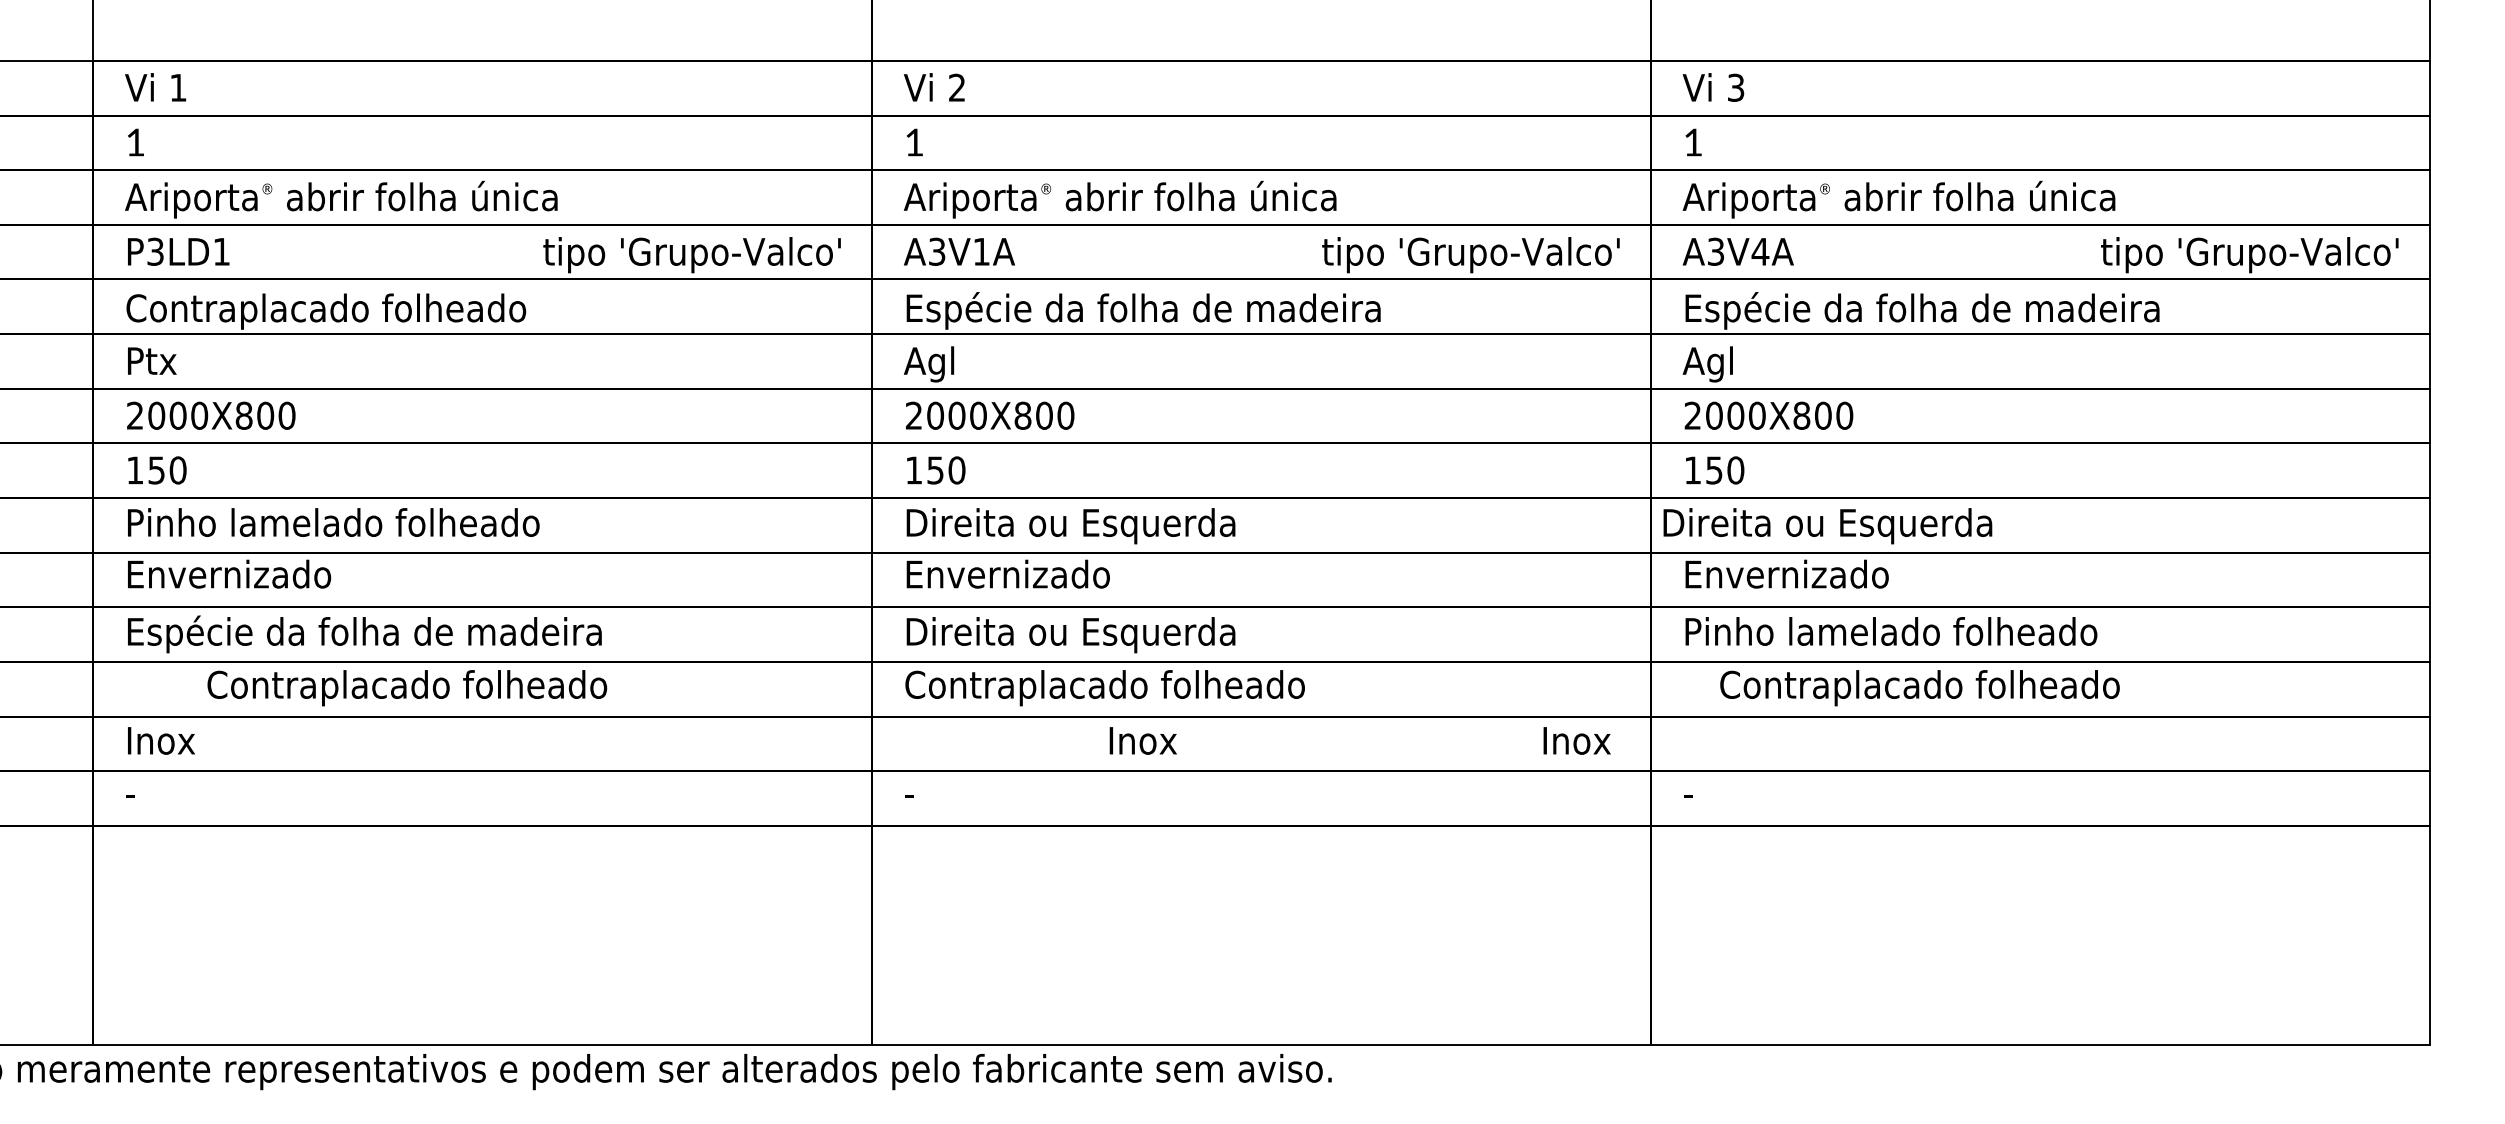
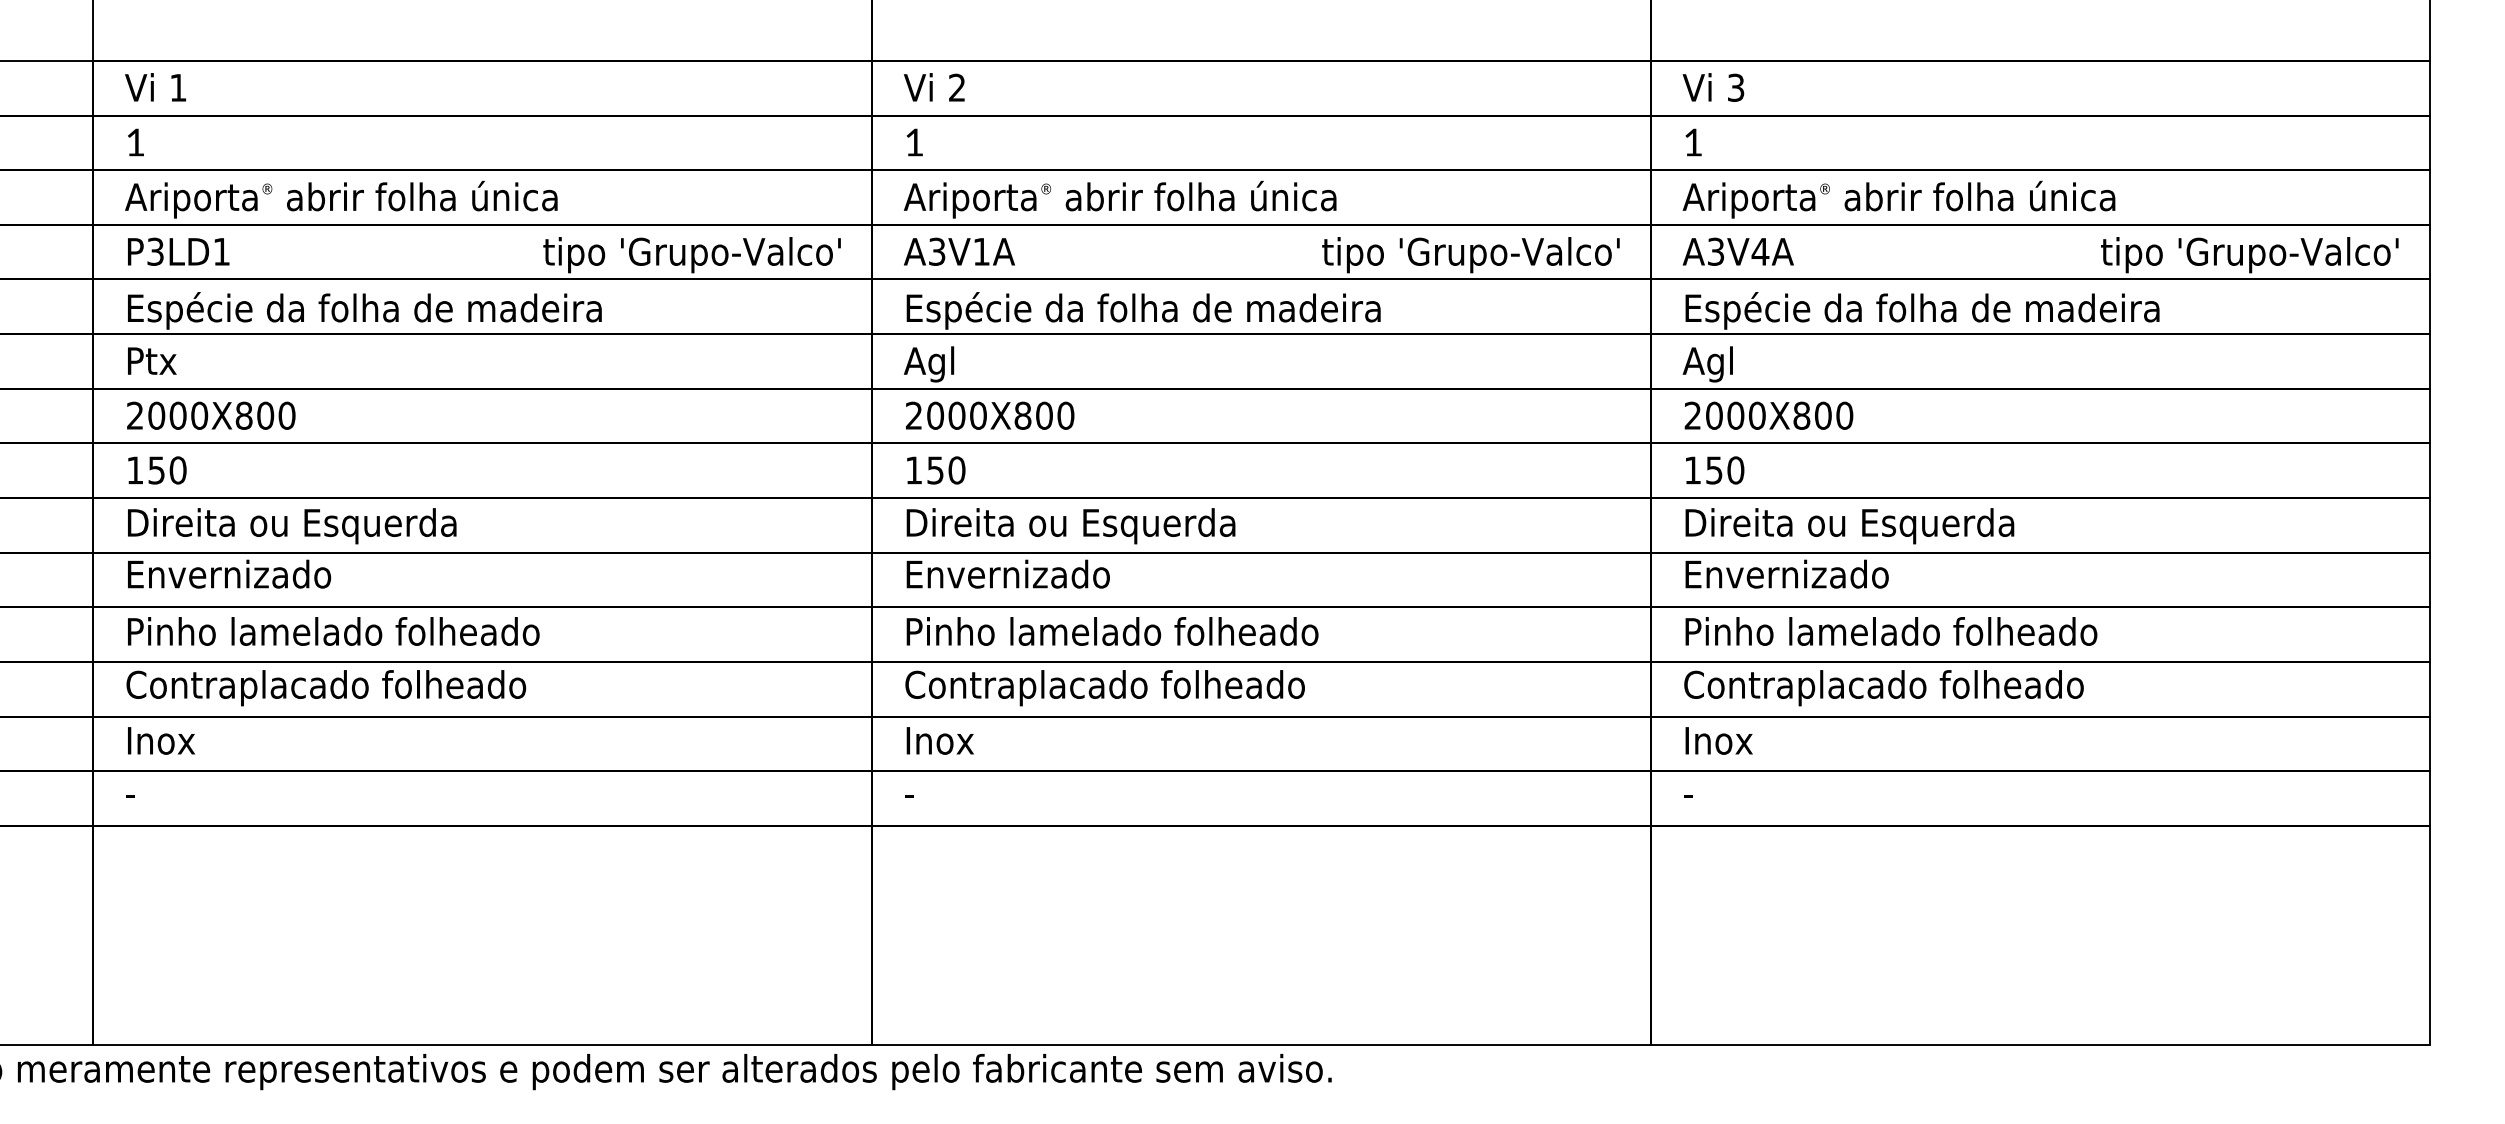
text: Contraplacado folheado -> Espécie da folha de madeira (363, 310)
text: Pinho lamelado folheado -> Direita ou Esquerda (335, 526)
text position: (1827, 526) -> (1849, 526) (1849, 526)
text: Espécie da folha de madeira -> Pinho lamelado folheado (366, 634)
text: Direita ou Esquerda -> Pinho lamelado folheado (1114, 635)
text position: (407, 688) -> (326, 688) (326, 688)
text position: (1919, 688) -> (1883, 688) (1883, 688)
text position: (1142, 740) -> (939, 740) (939, 740)
text position: (1576, 740) -> (1718, 740) (1718, 740)
